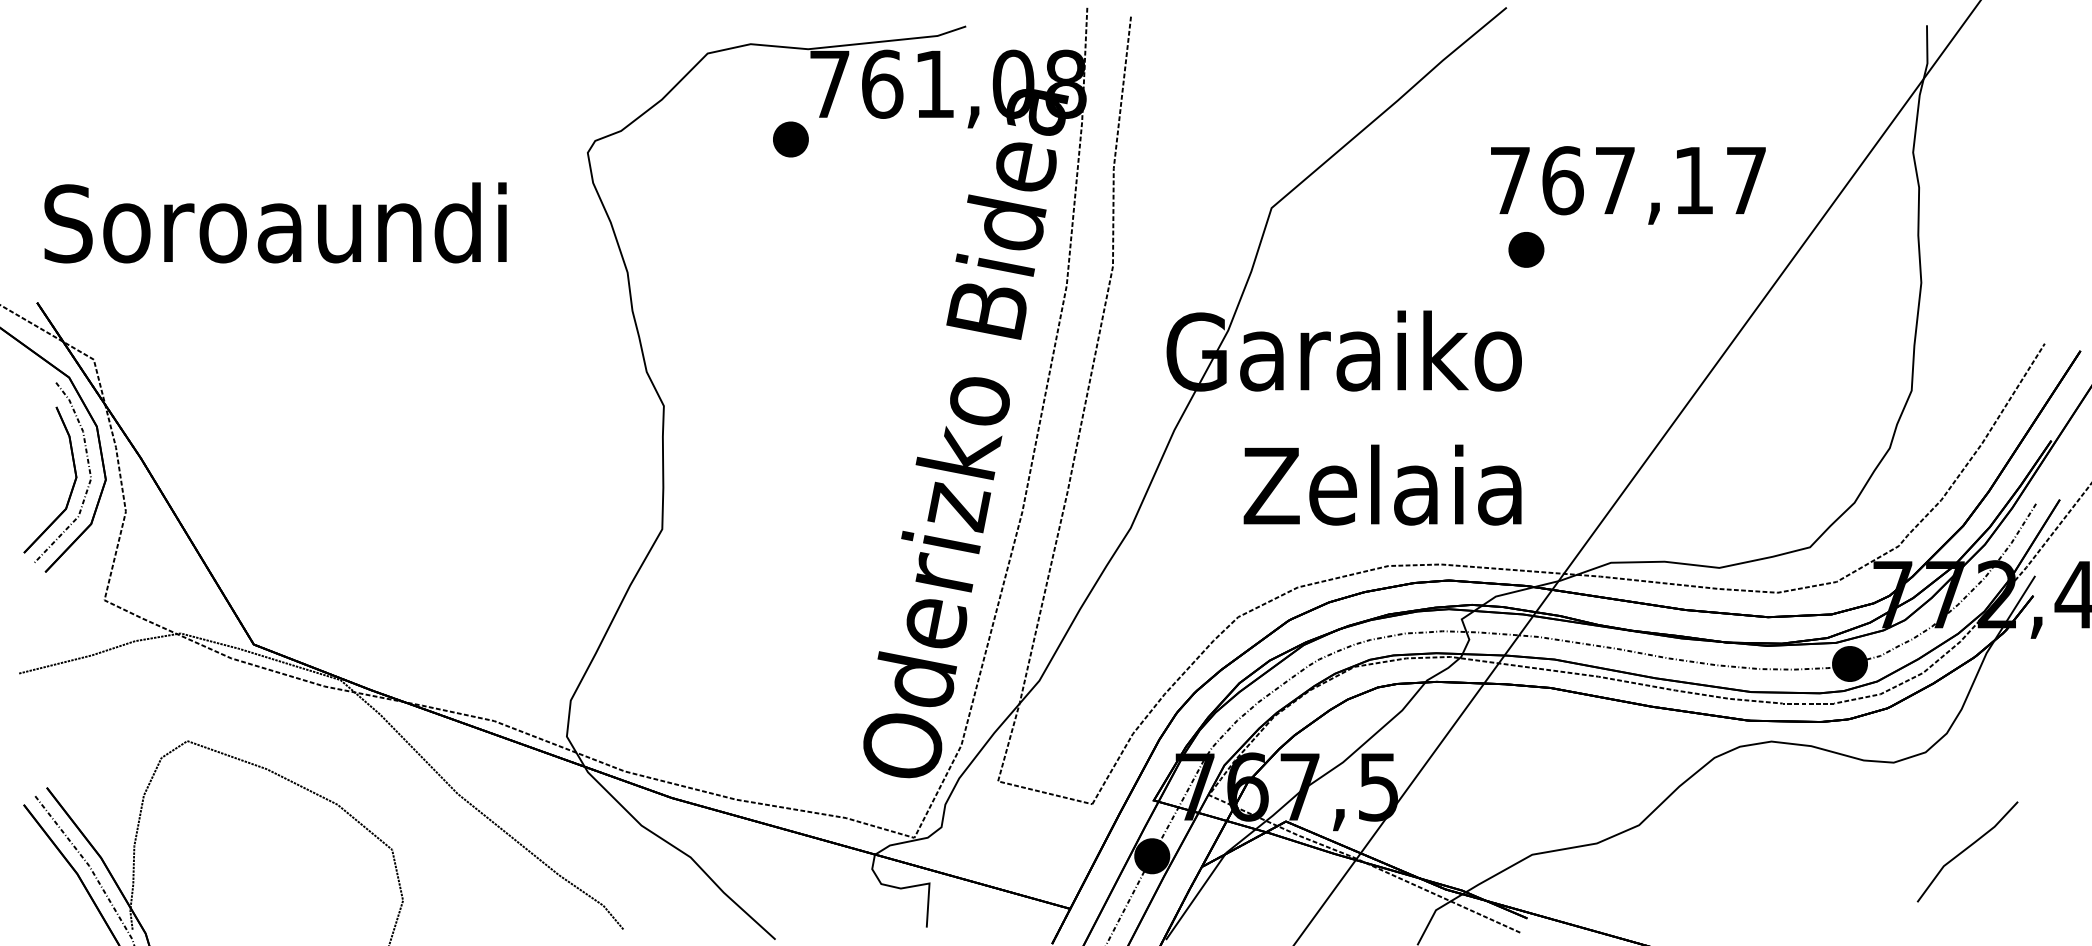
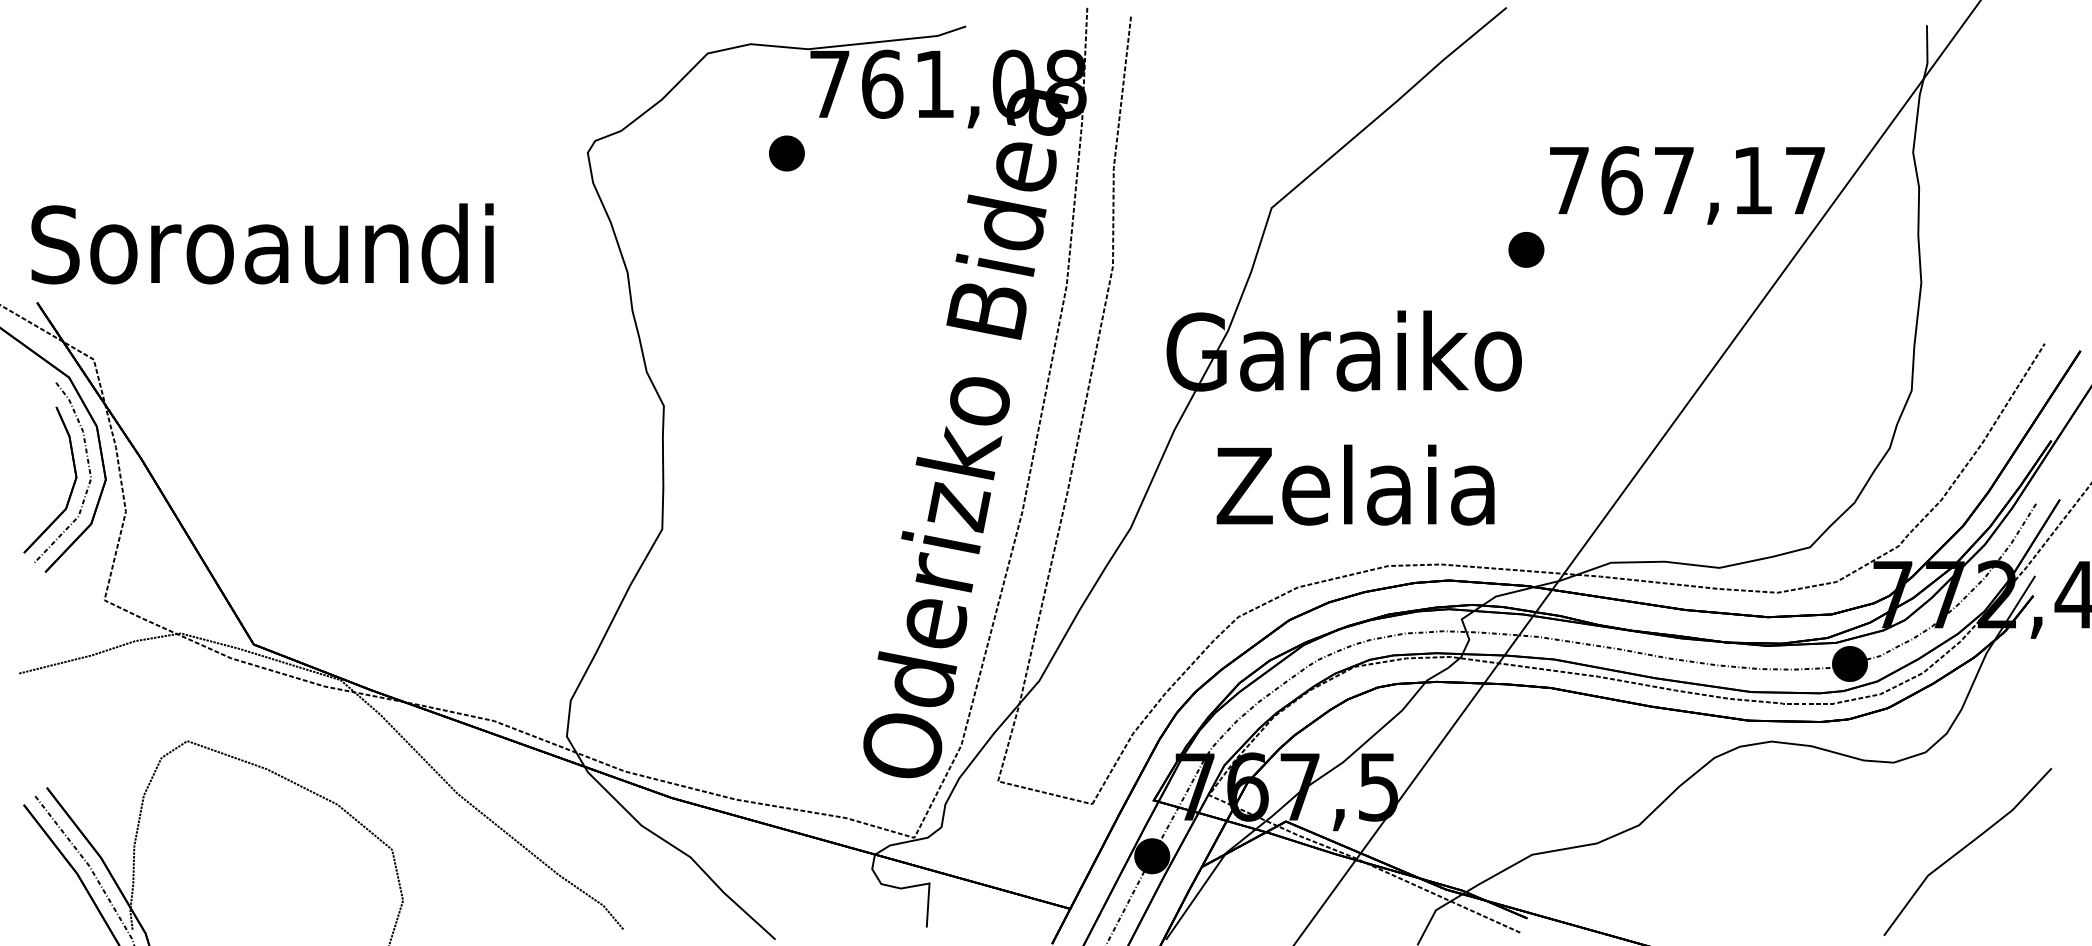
part position: (790, 139) -> (786, 153) (786, 153)
text position: (1628, 185) -> (1687, 185) (1687, 185)
text position: (275, 222) -> (262, 243) (262, 243)
text position: (1382, 484) -> (1355, 484) (1355, 484)
part size: 103x102 px -> 169x168 px (1967, 851)
